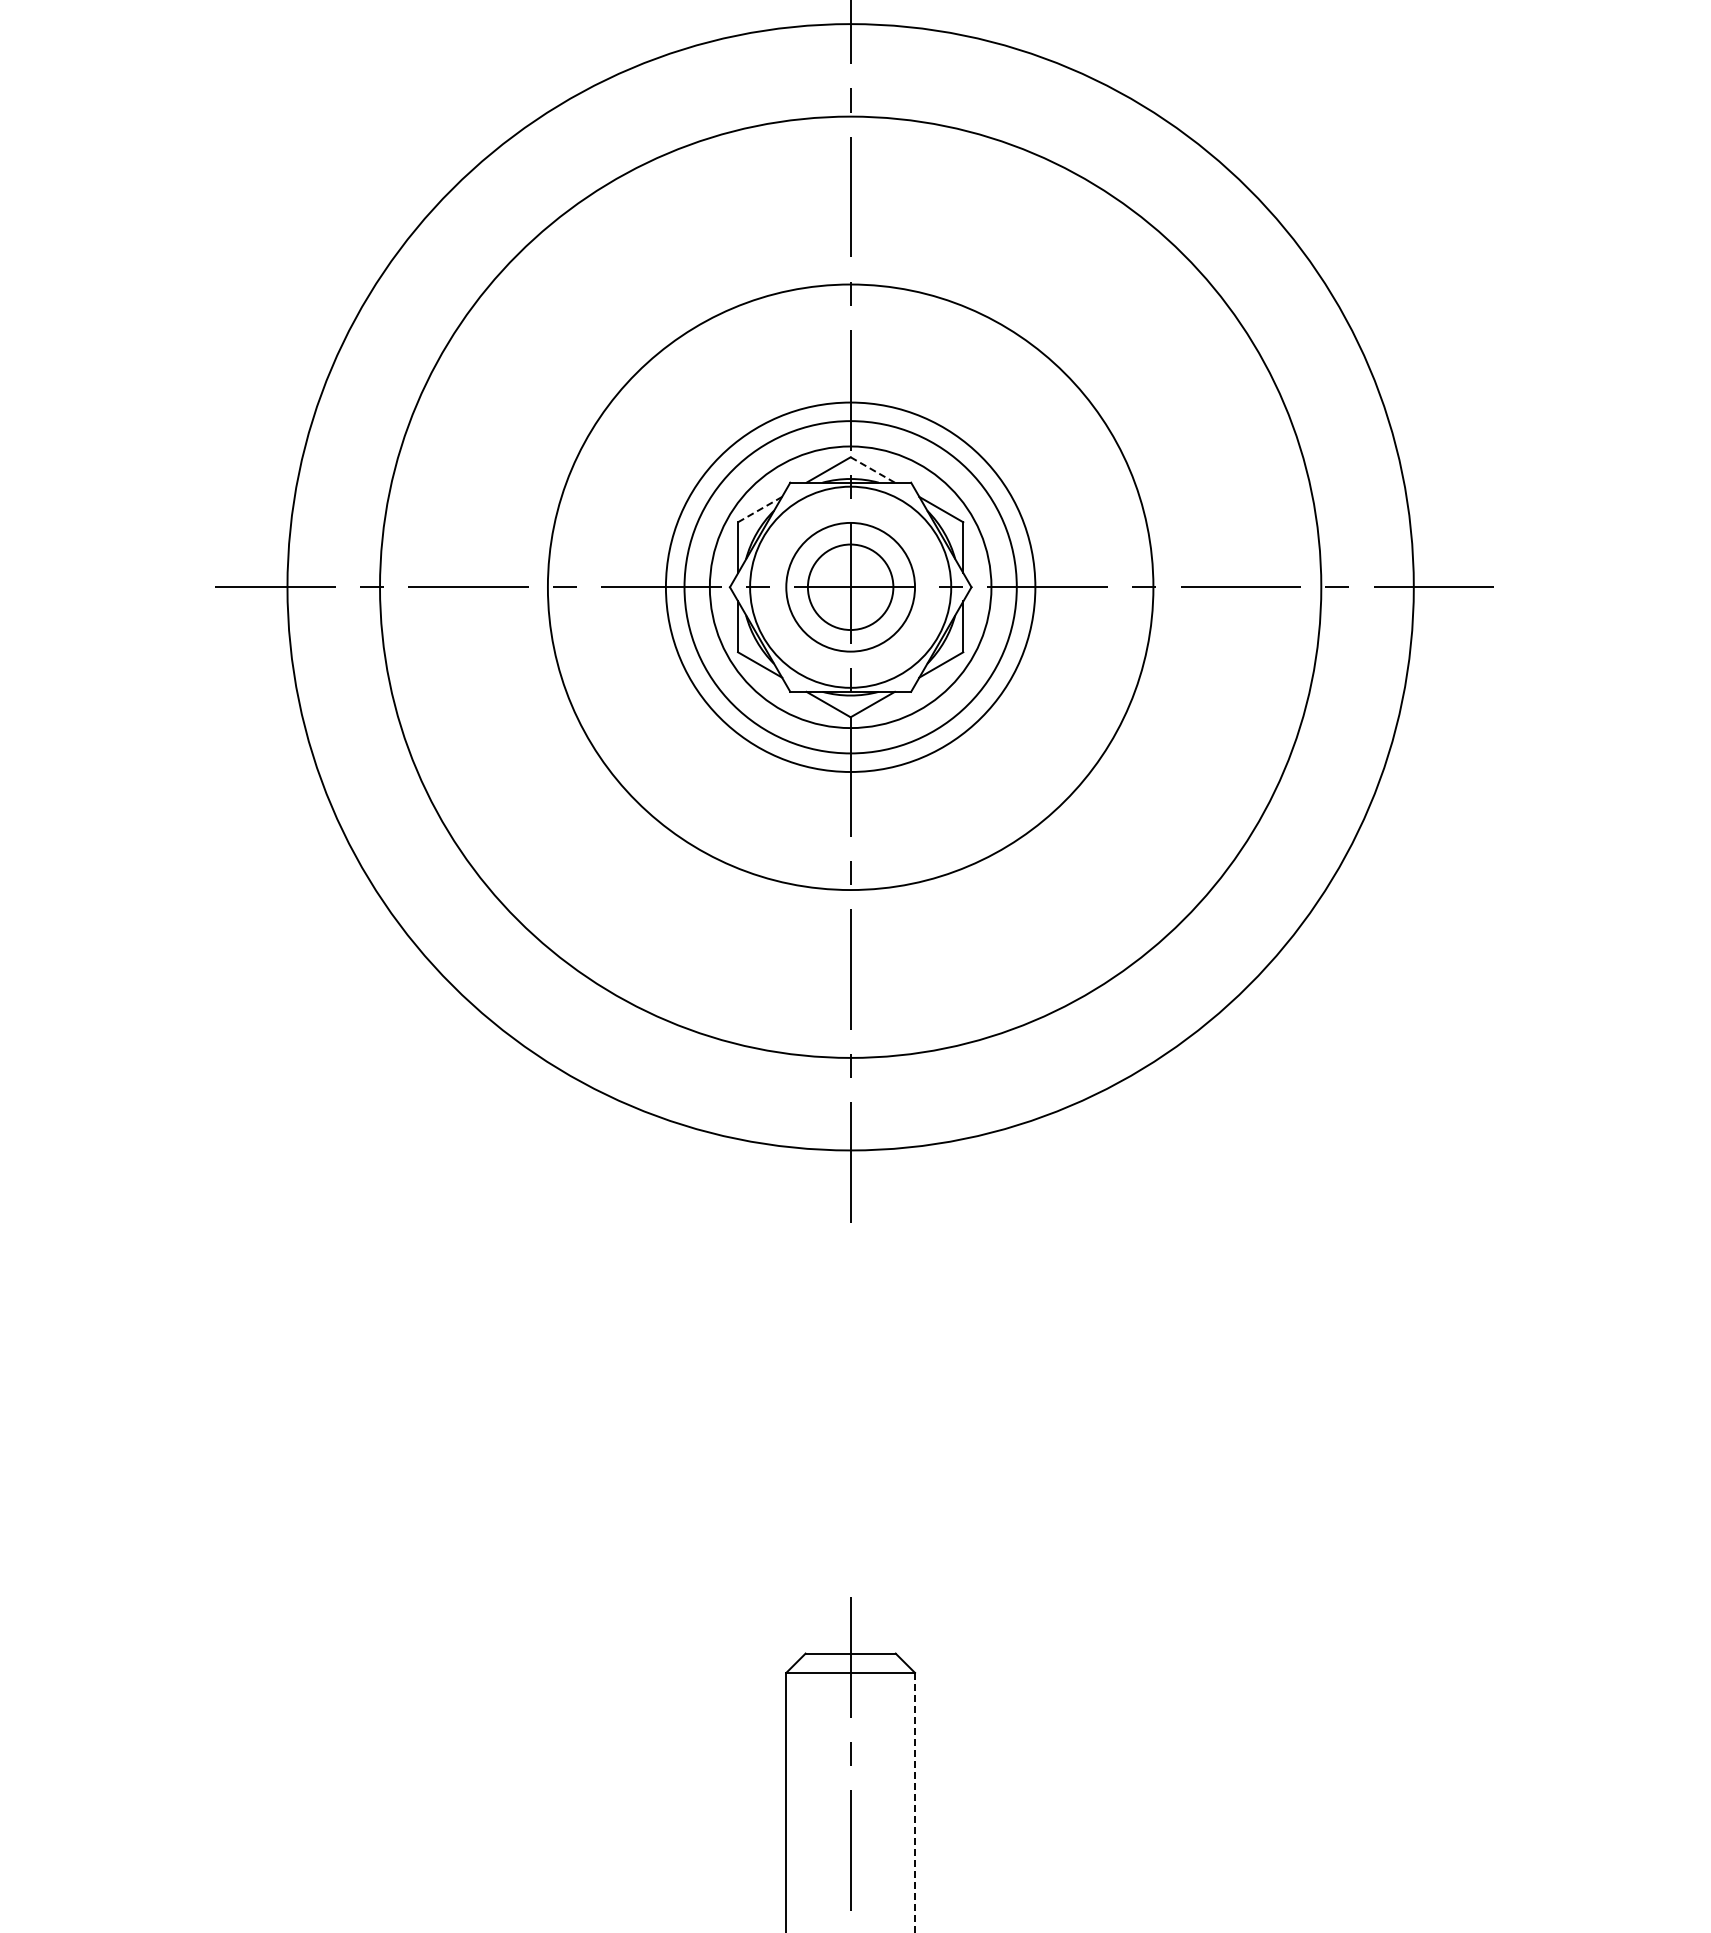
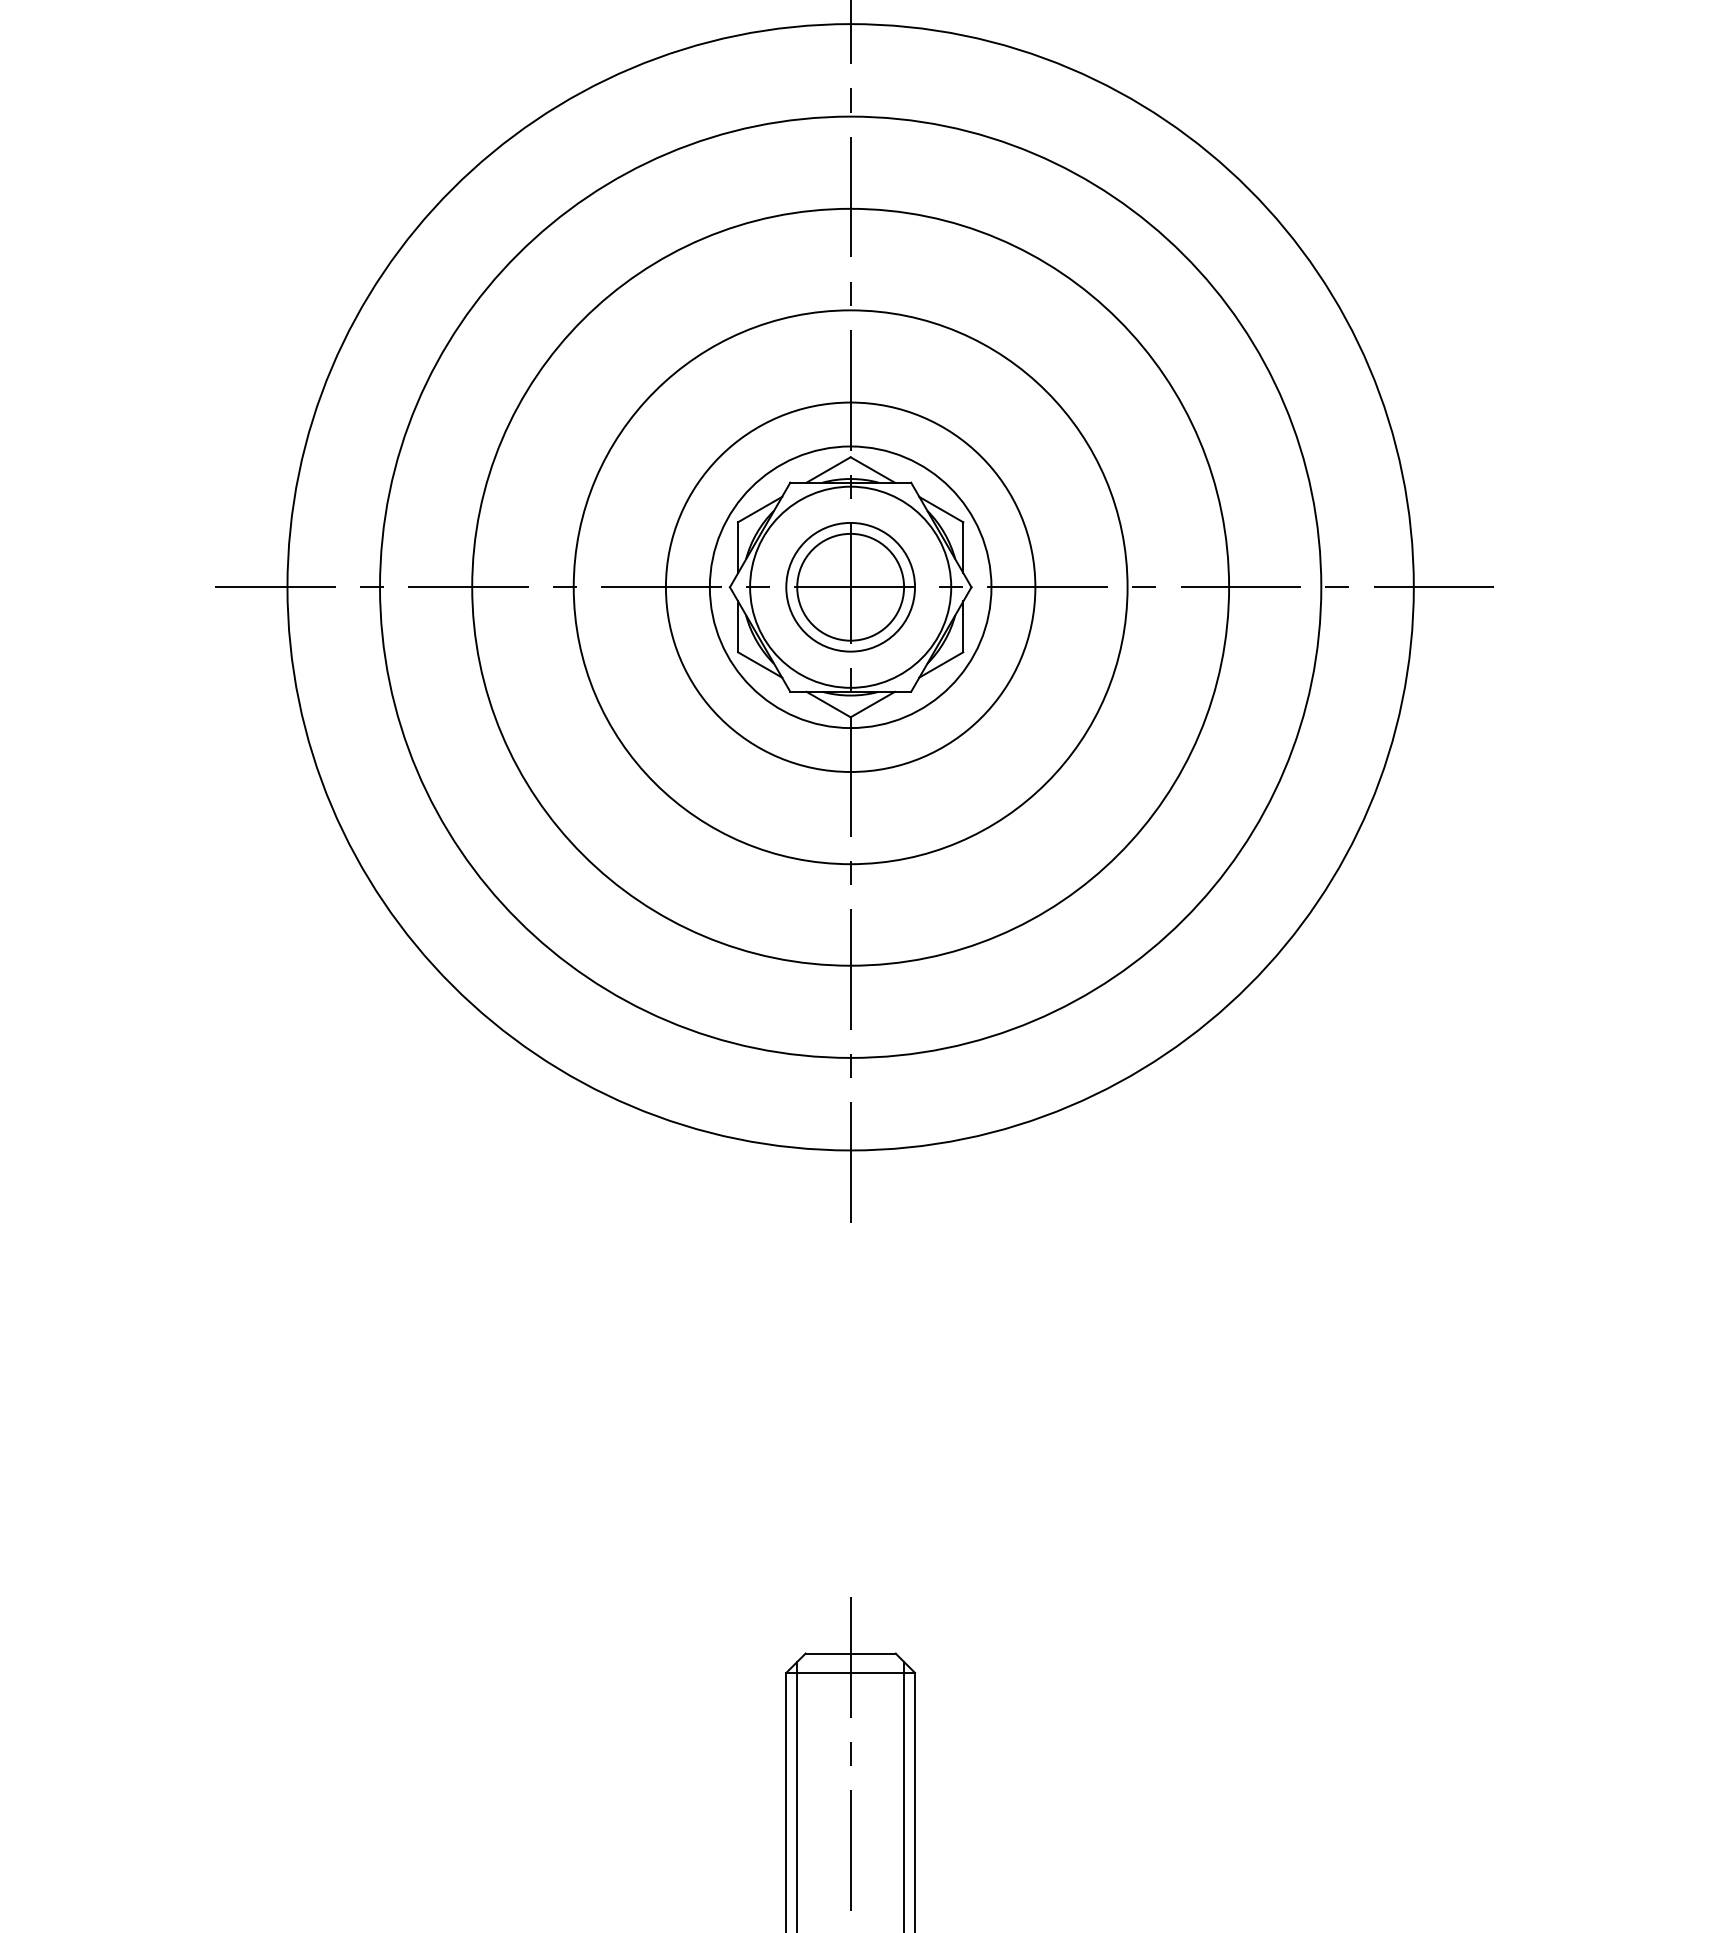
line: dashed -> solid (872, 469)
line: dashed -> solid (760, 509)
circle diameter: 332 px -> 554 px (850, 587)
circle diameter: 606 px -> 757 px (850, 586)
circle diameter: 85 px -> 107 px (850, 586)
line: none -> present (797, 1795)
line: none -> present (904, 1795)
line: dashed -> solid (915, 1802)
